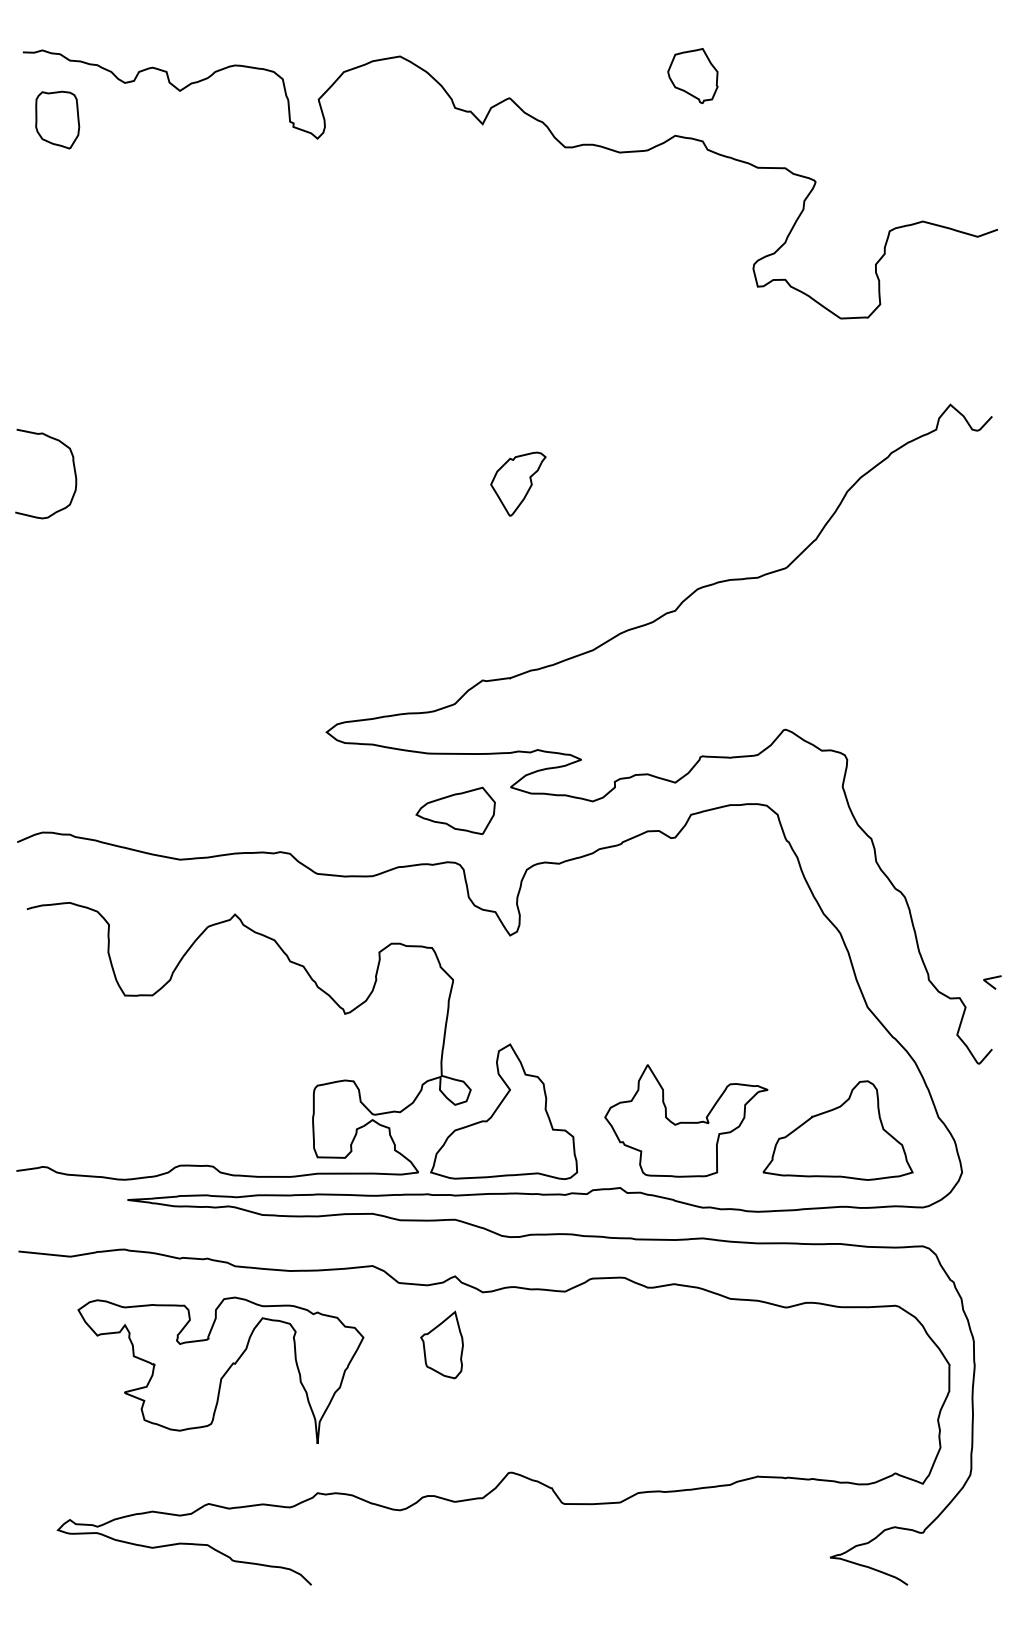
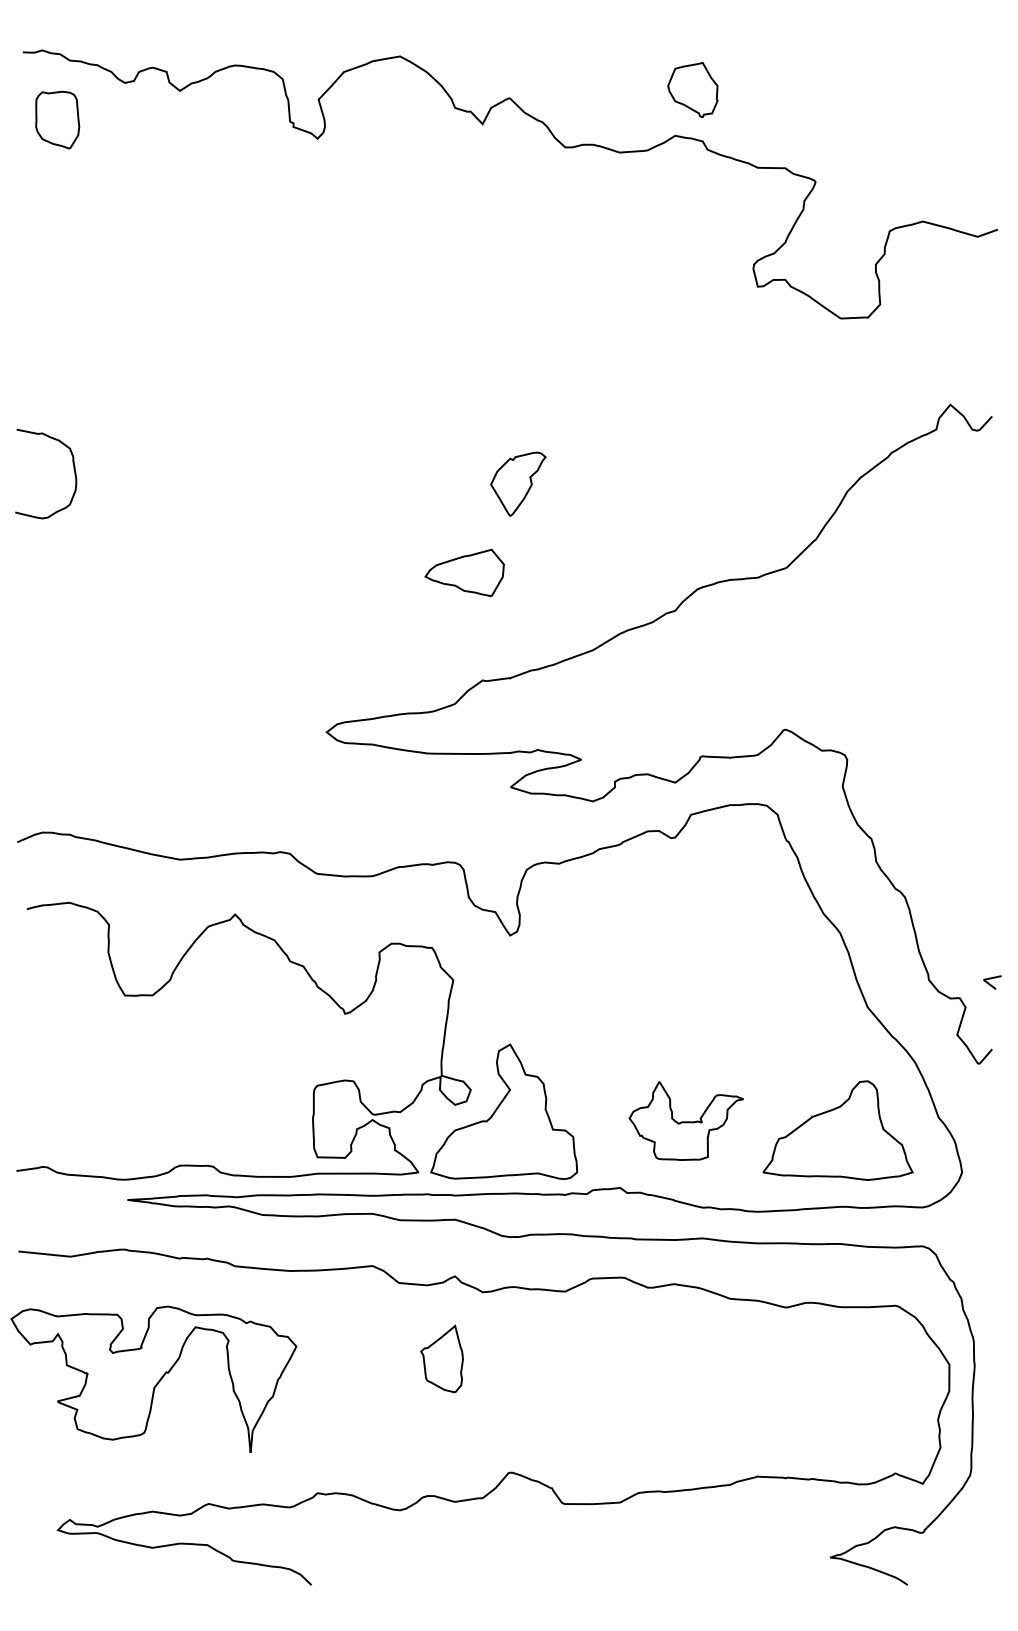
part position: (692, 76) -> (692, 90) (692, 90)
part position: (455, 810) -> (464, 572) (464, 572)
part size: 165x114 px -> 116x80 px (685, 1120)
part position: (441, 1344) -> (441, 1358) (441, 1358)
part position: (220, 1369) -> (153, 1378) (153, 1378)
